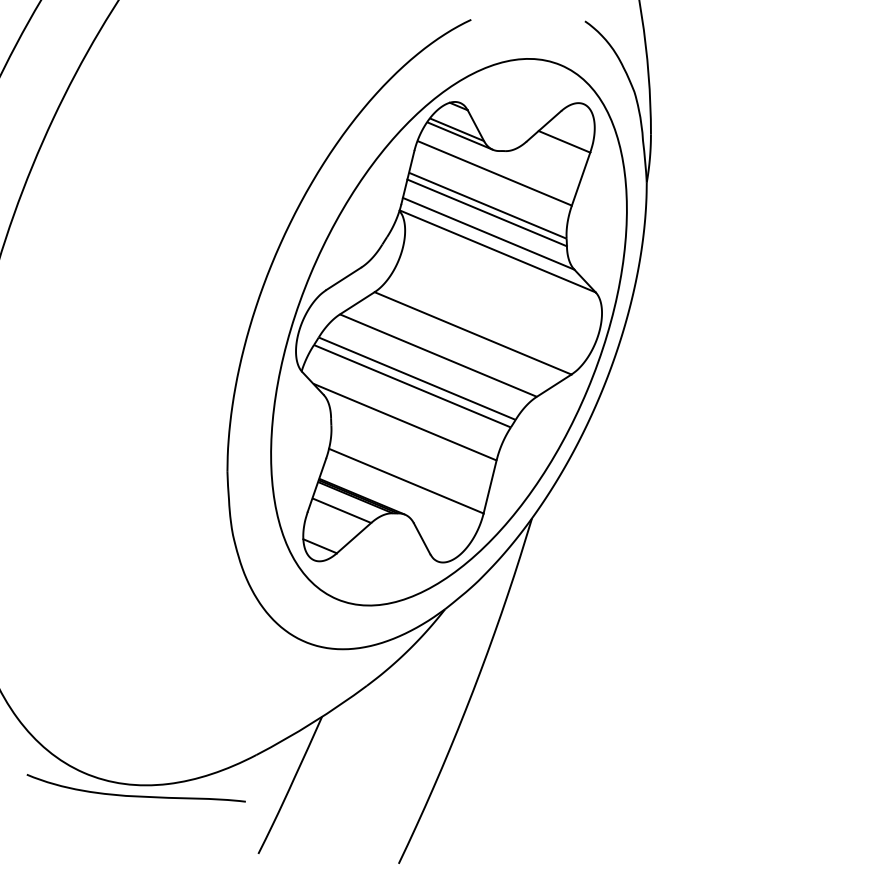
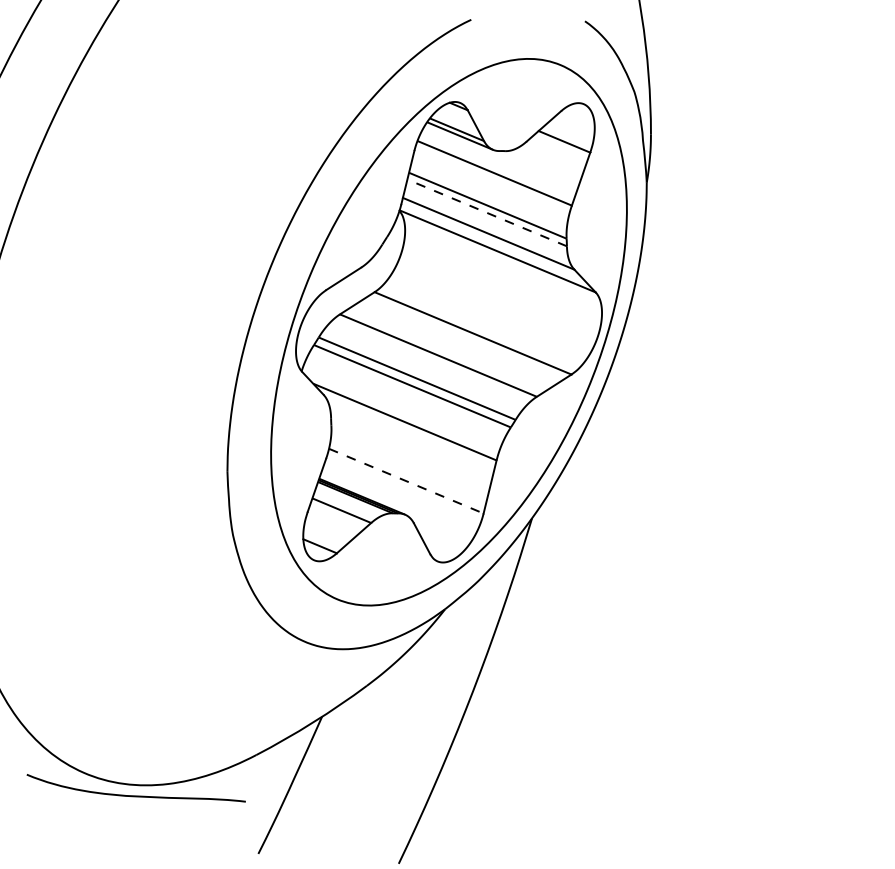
line: solid -> dashed (486, 212)
line: solid -> dashed (406, 481)
